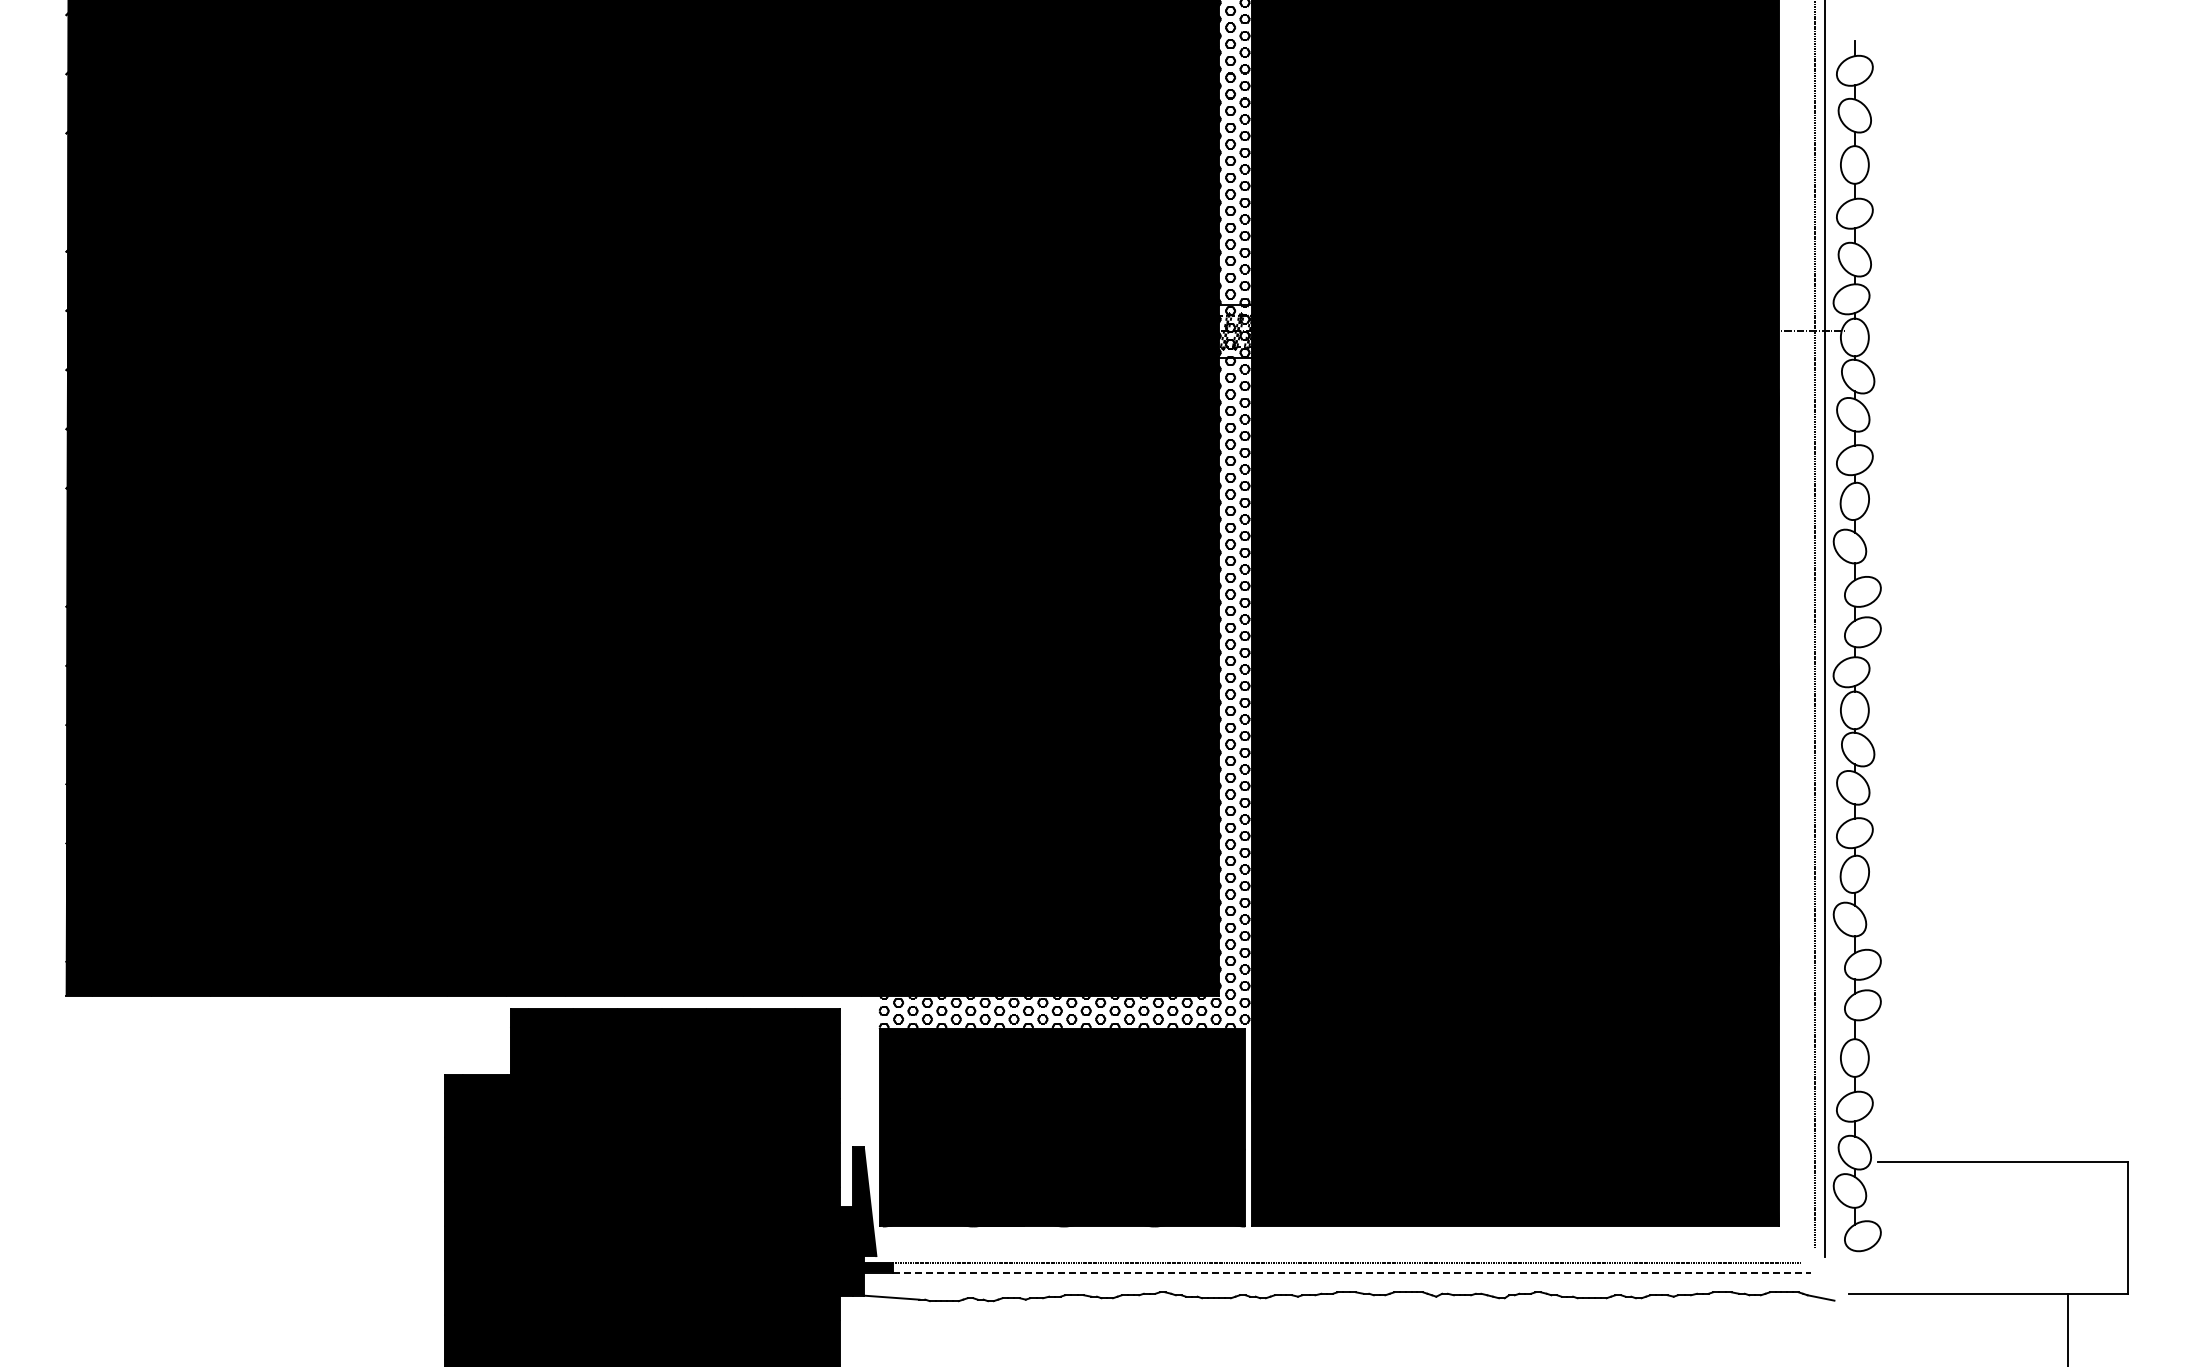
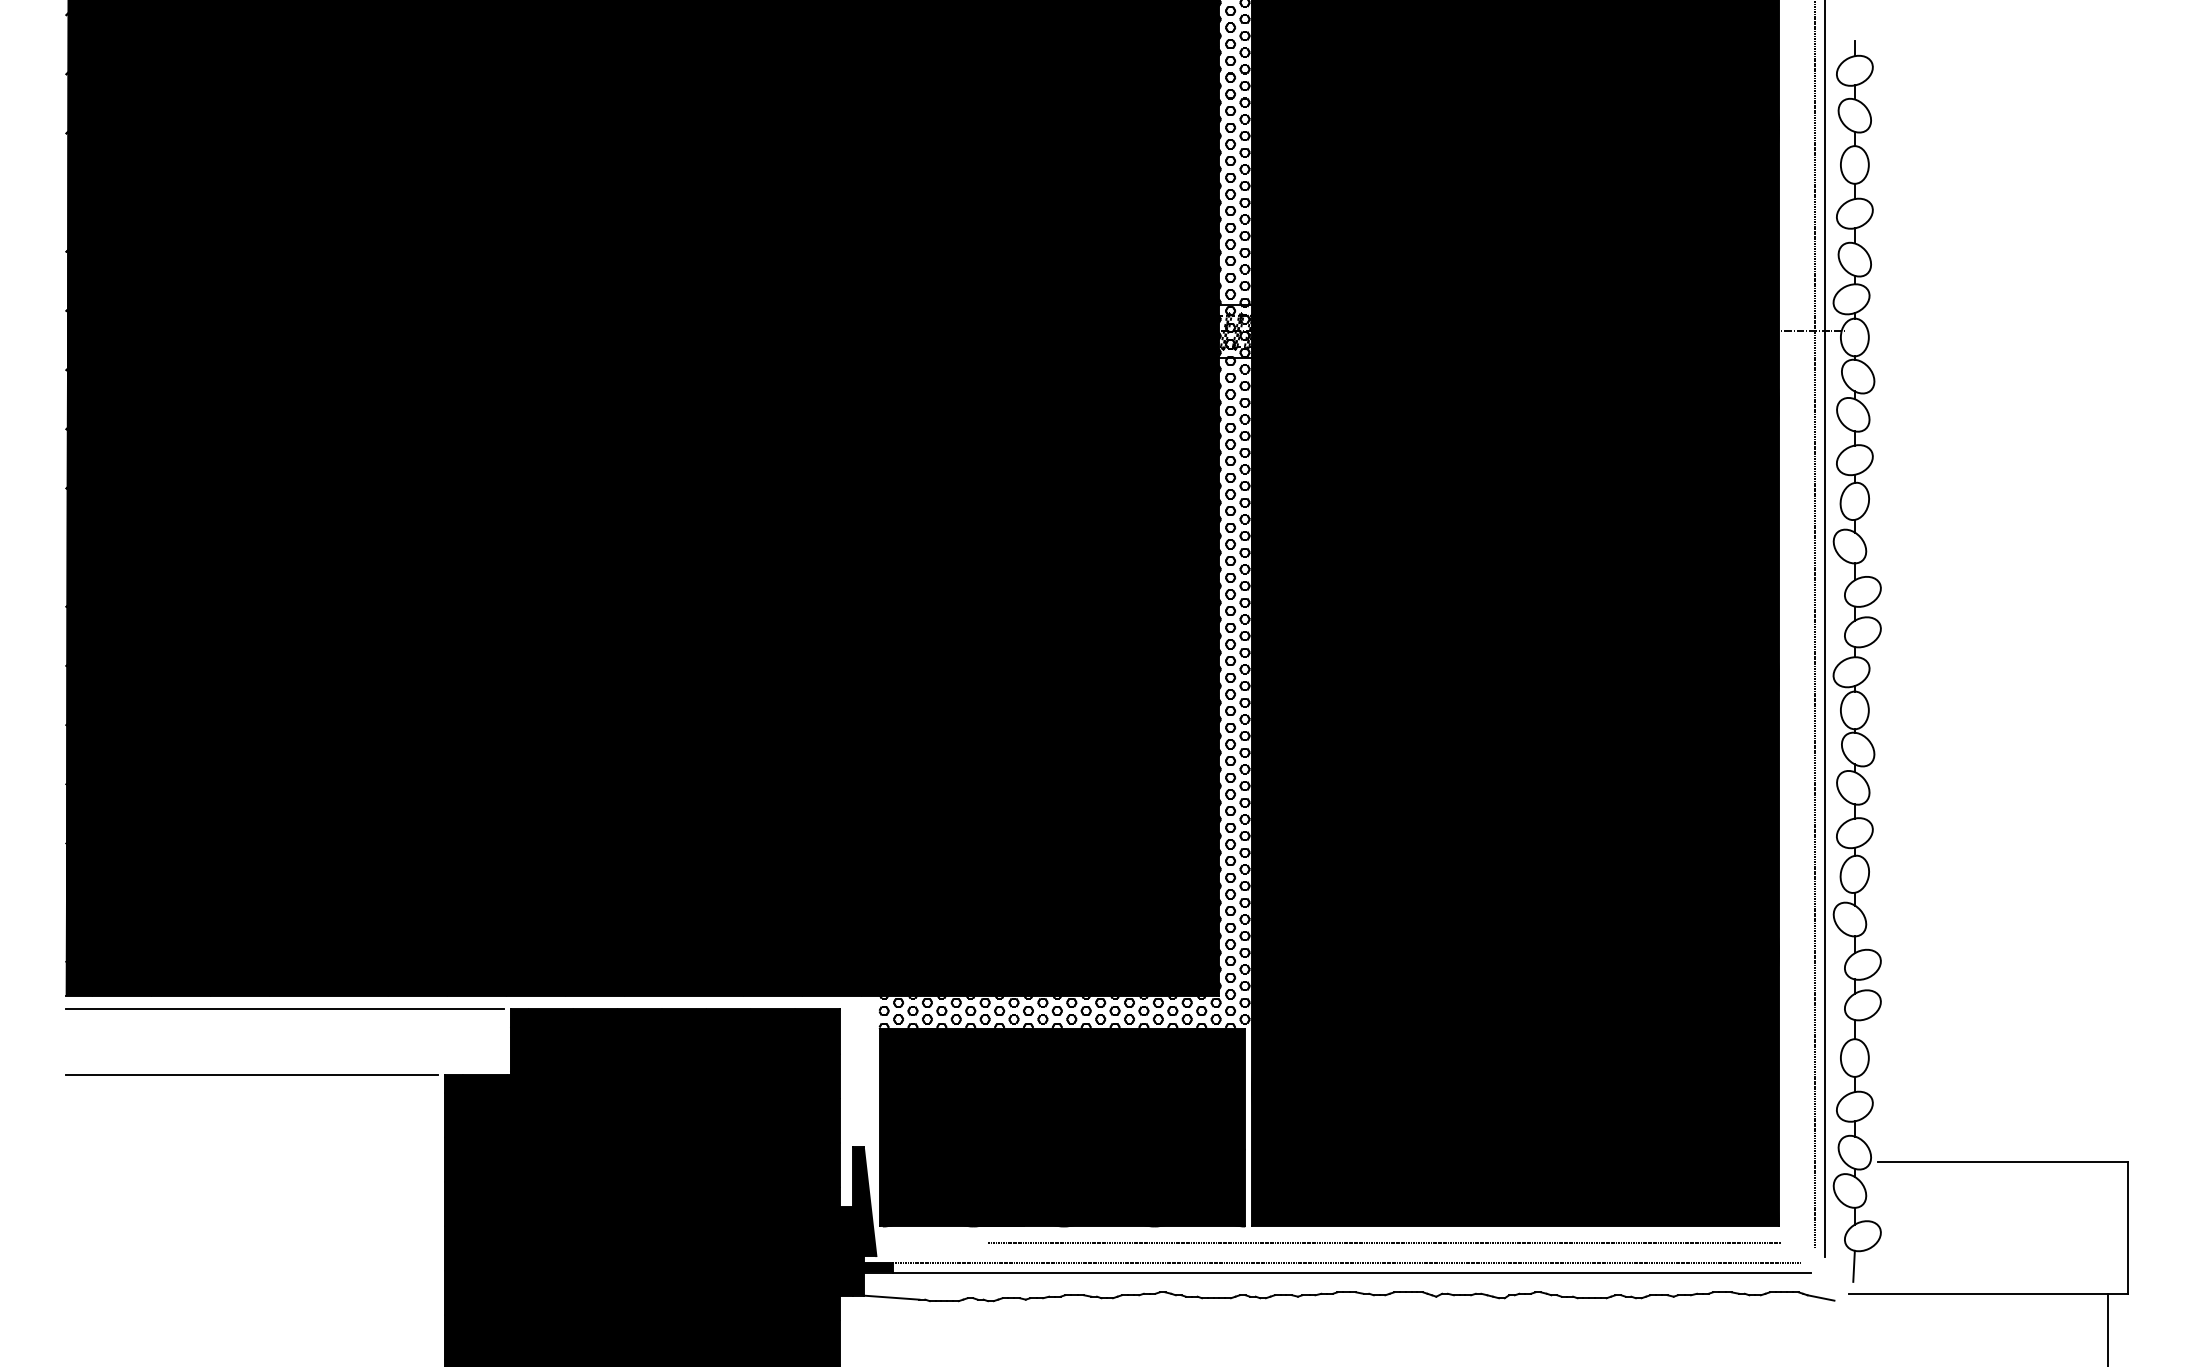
line: none -> present (284, 1009)
line: none -> present (251, 1074)
line: none -> present (1384, 1242)
line: none -> present (1853, 1265)
line: dashed -> solid (1352, 1272)
line position: (2068, 1328) -> (2108, 1328) (2108, 1328)
